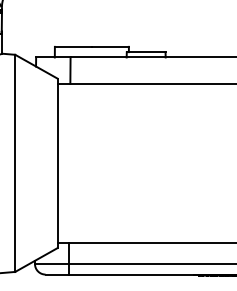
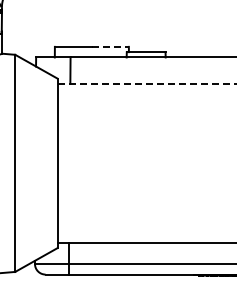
line: solid -> dashed (110, 46)
line: solid -> dashed (146, 83)
